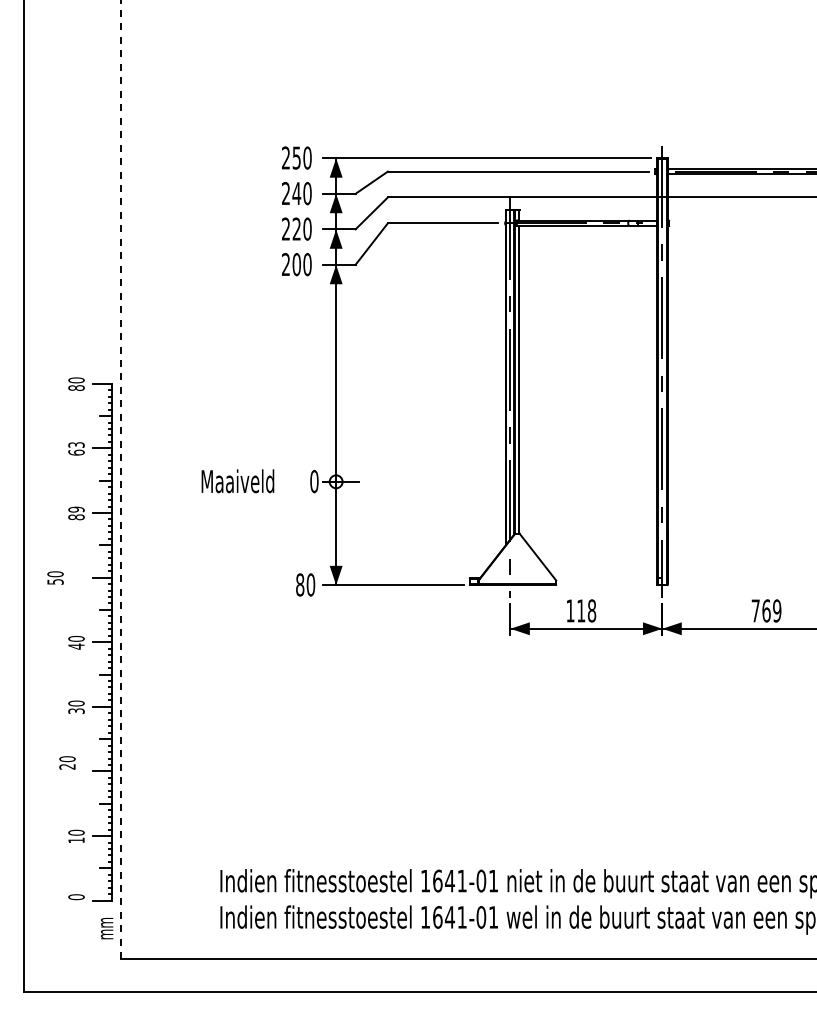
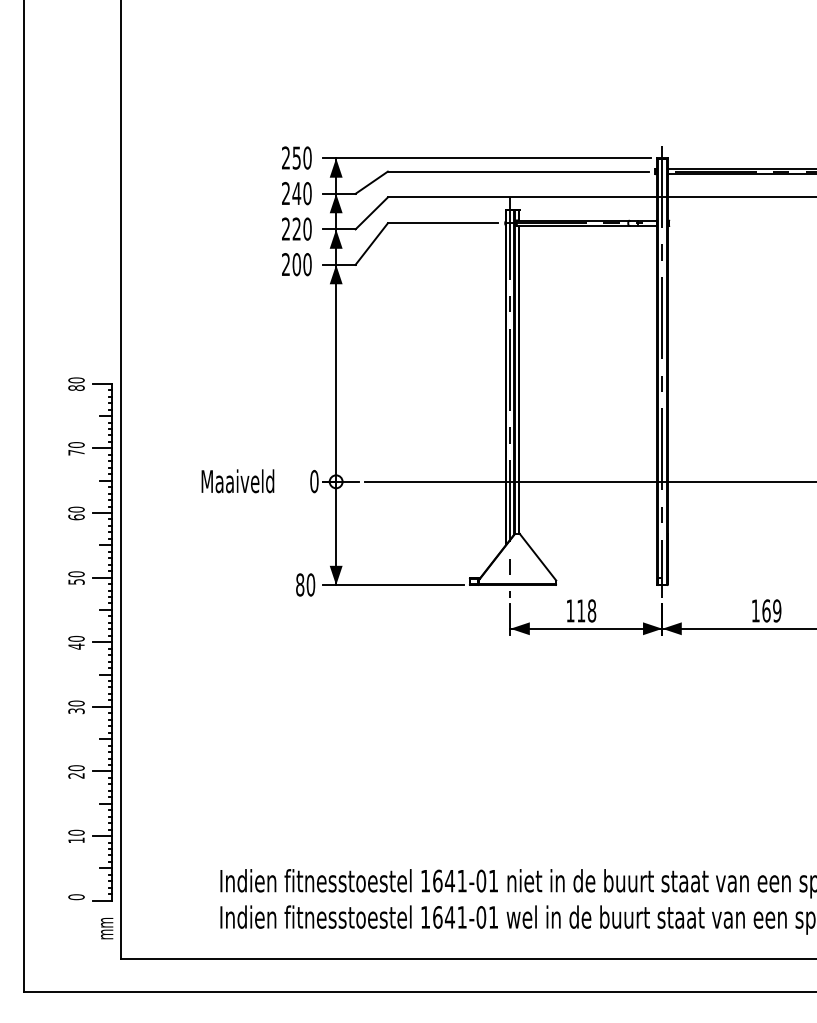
text: 63 -> 70 (76, 448)
line: dashed -> solid (121, 479)
line: none -> present (589, 481)
text: 89 -> 60 (76, 513)
text position: (55, 577) -> (76, 577) (76, 577)
text: 769 -> 169 (755, 610)
text position: (67, 762) -> (76, 771) (76, 771)
